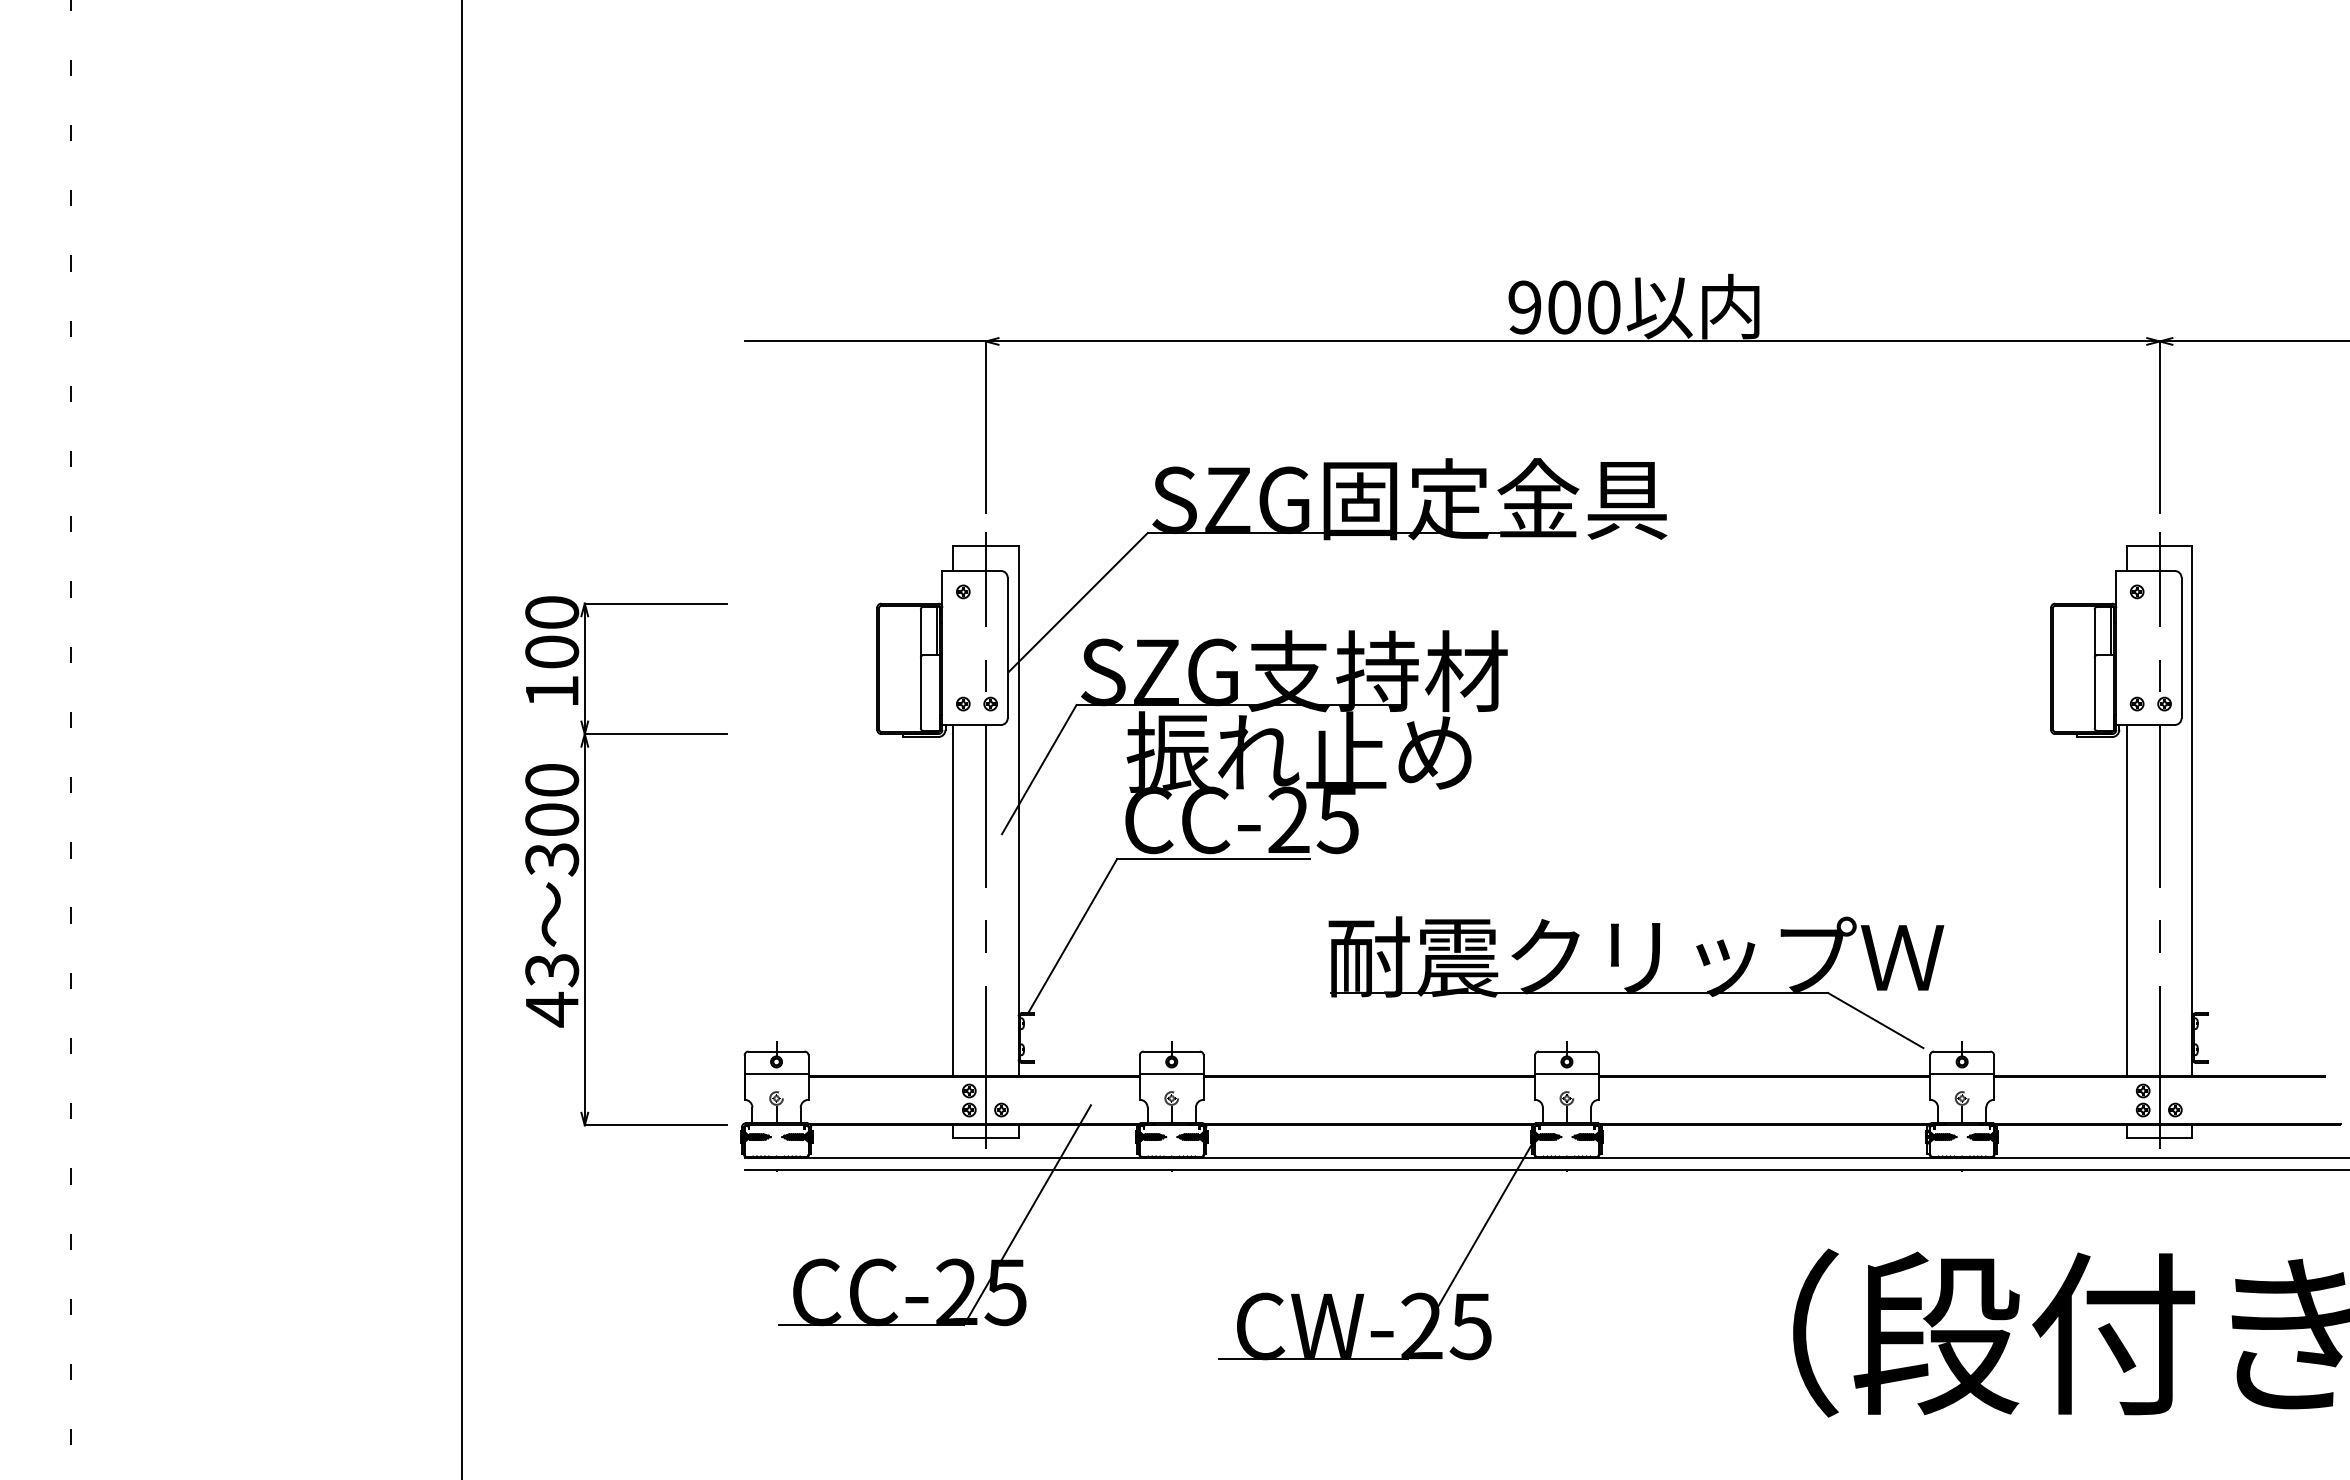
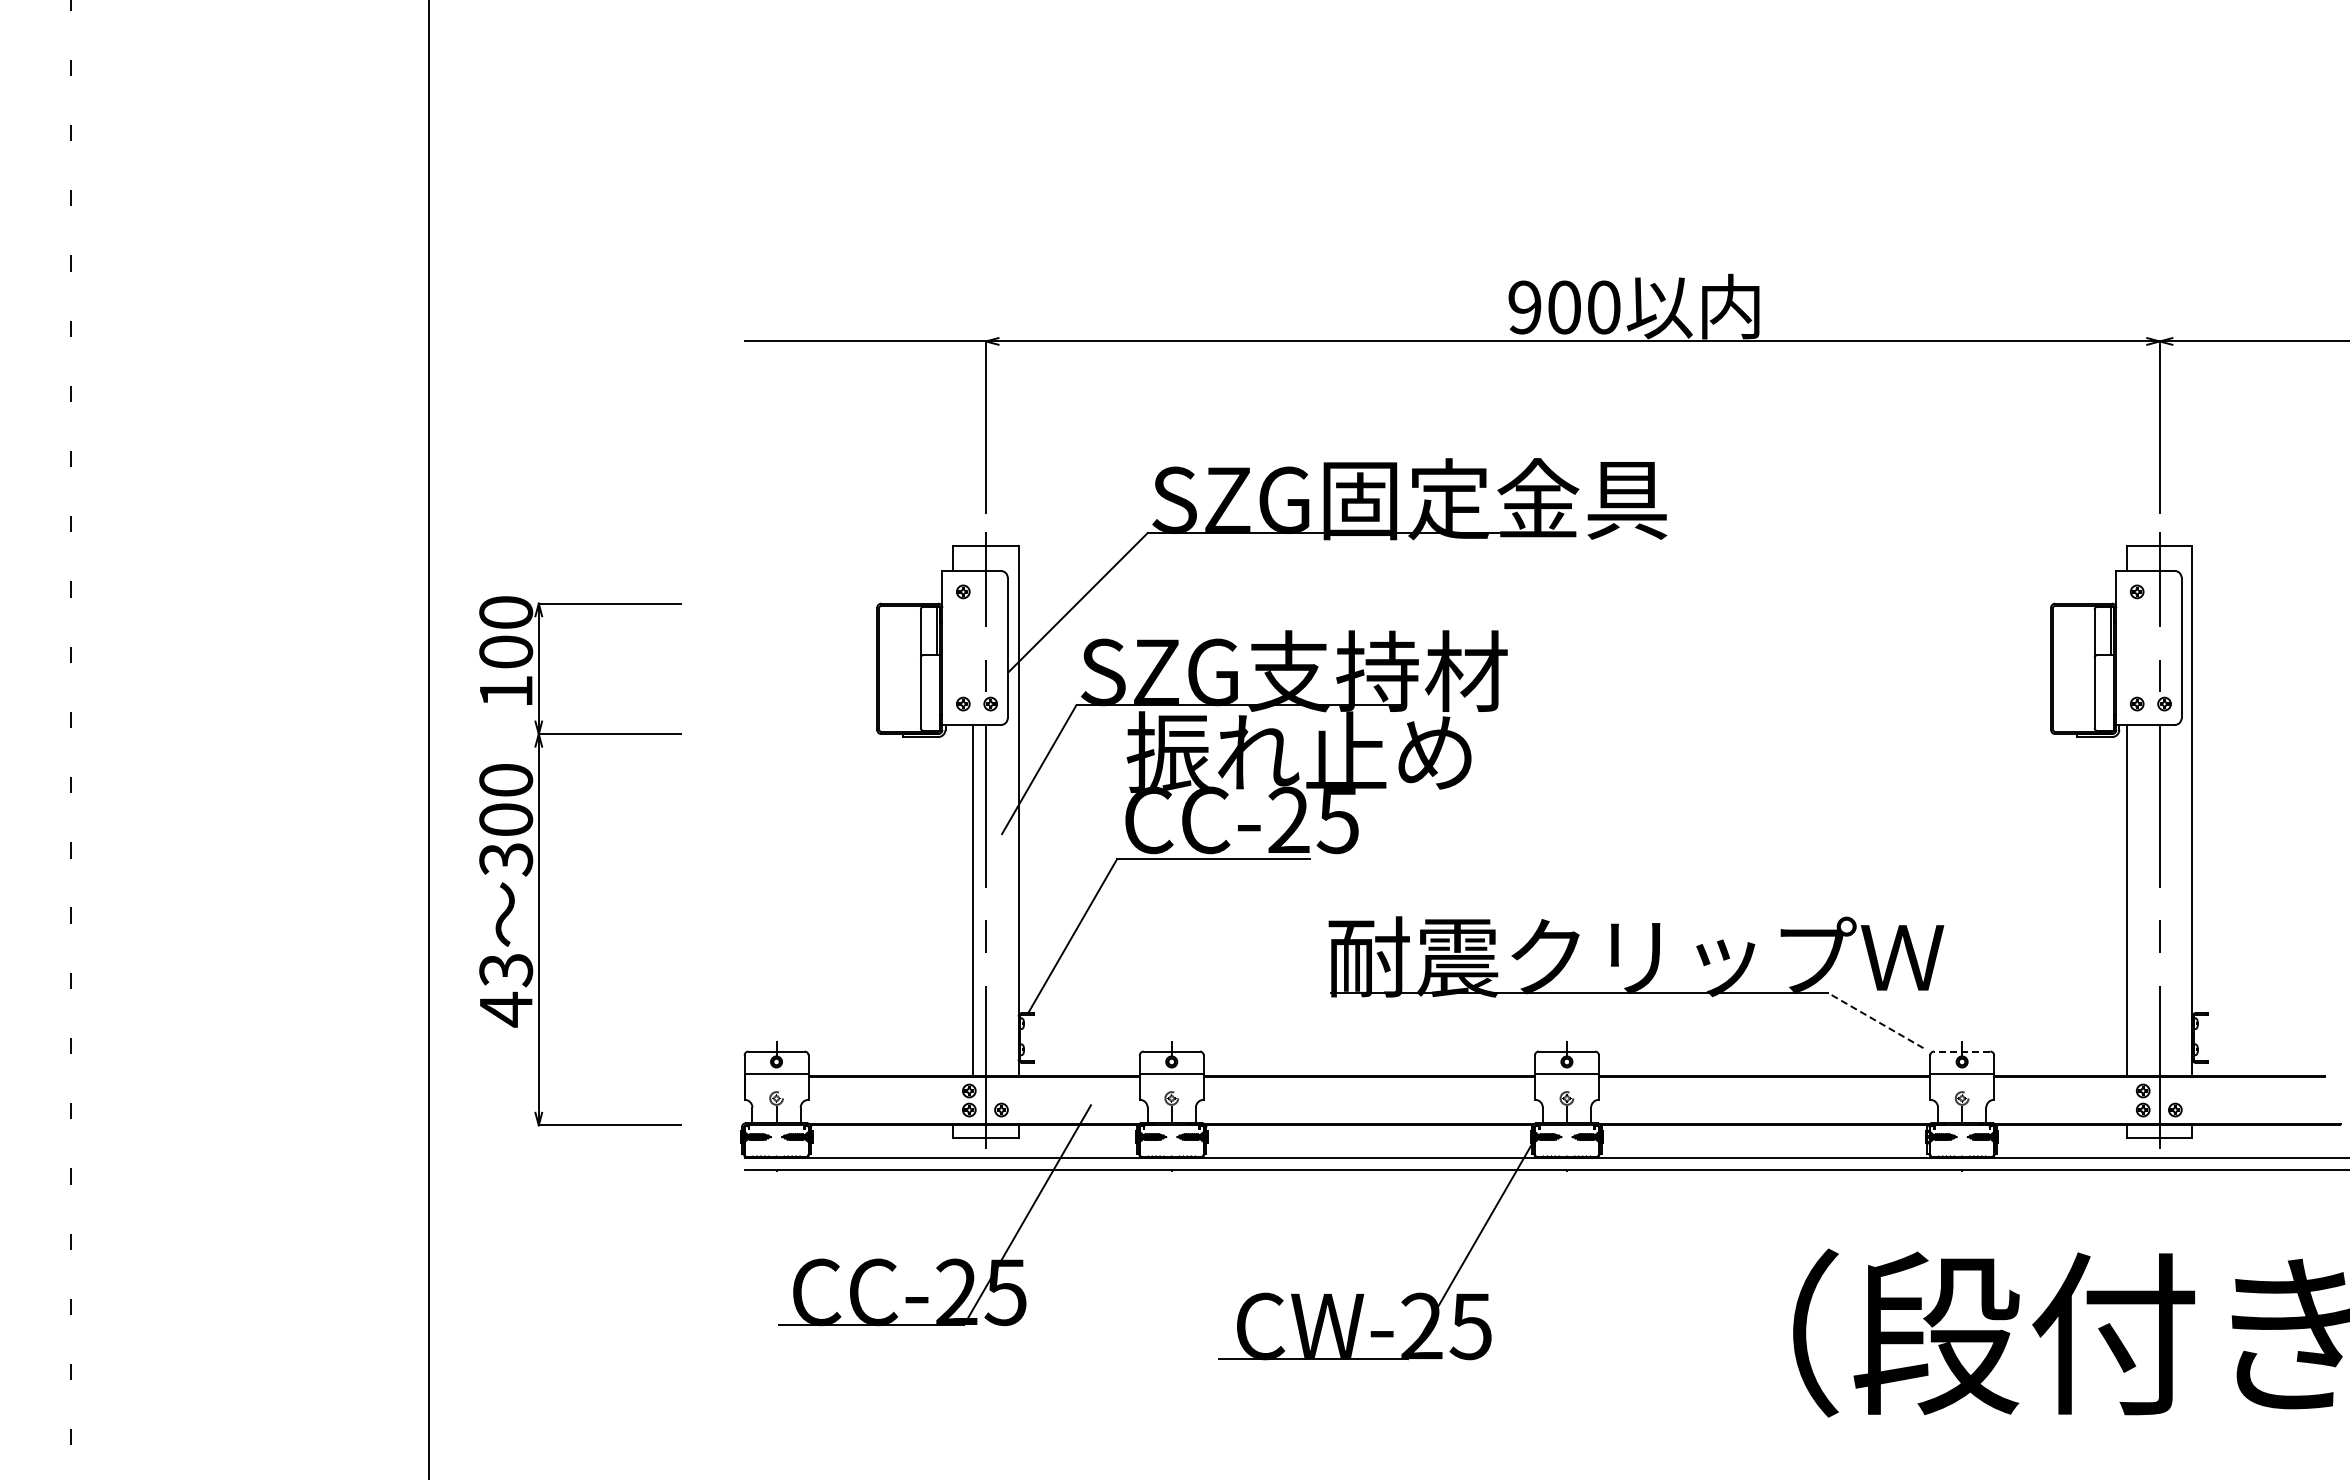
line position: (461, 739) -> (428, 739) (428, 739)
part position: (585, 861) -> (539, 861) (539, 861)
line position: (953, 899) -> (973, 899) (973, 899)
line: solid -> dashed (1875, 1020)
line: solid -> dashed (1961, 1051)
